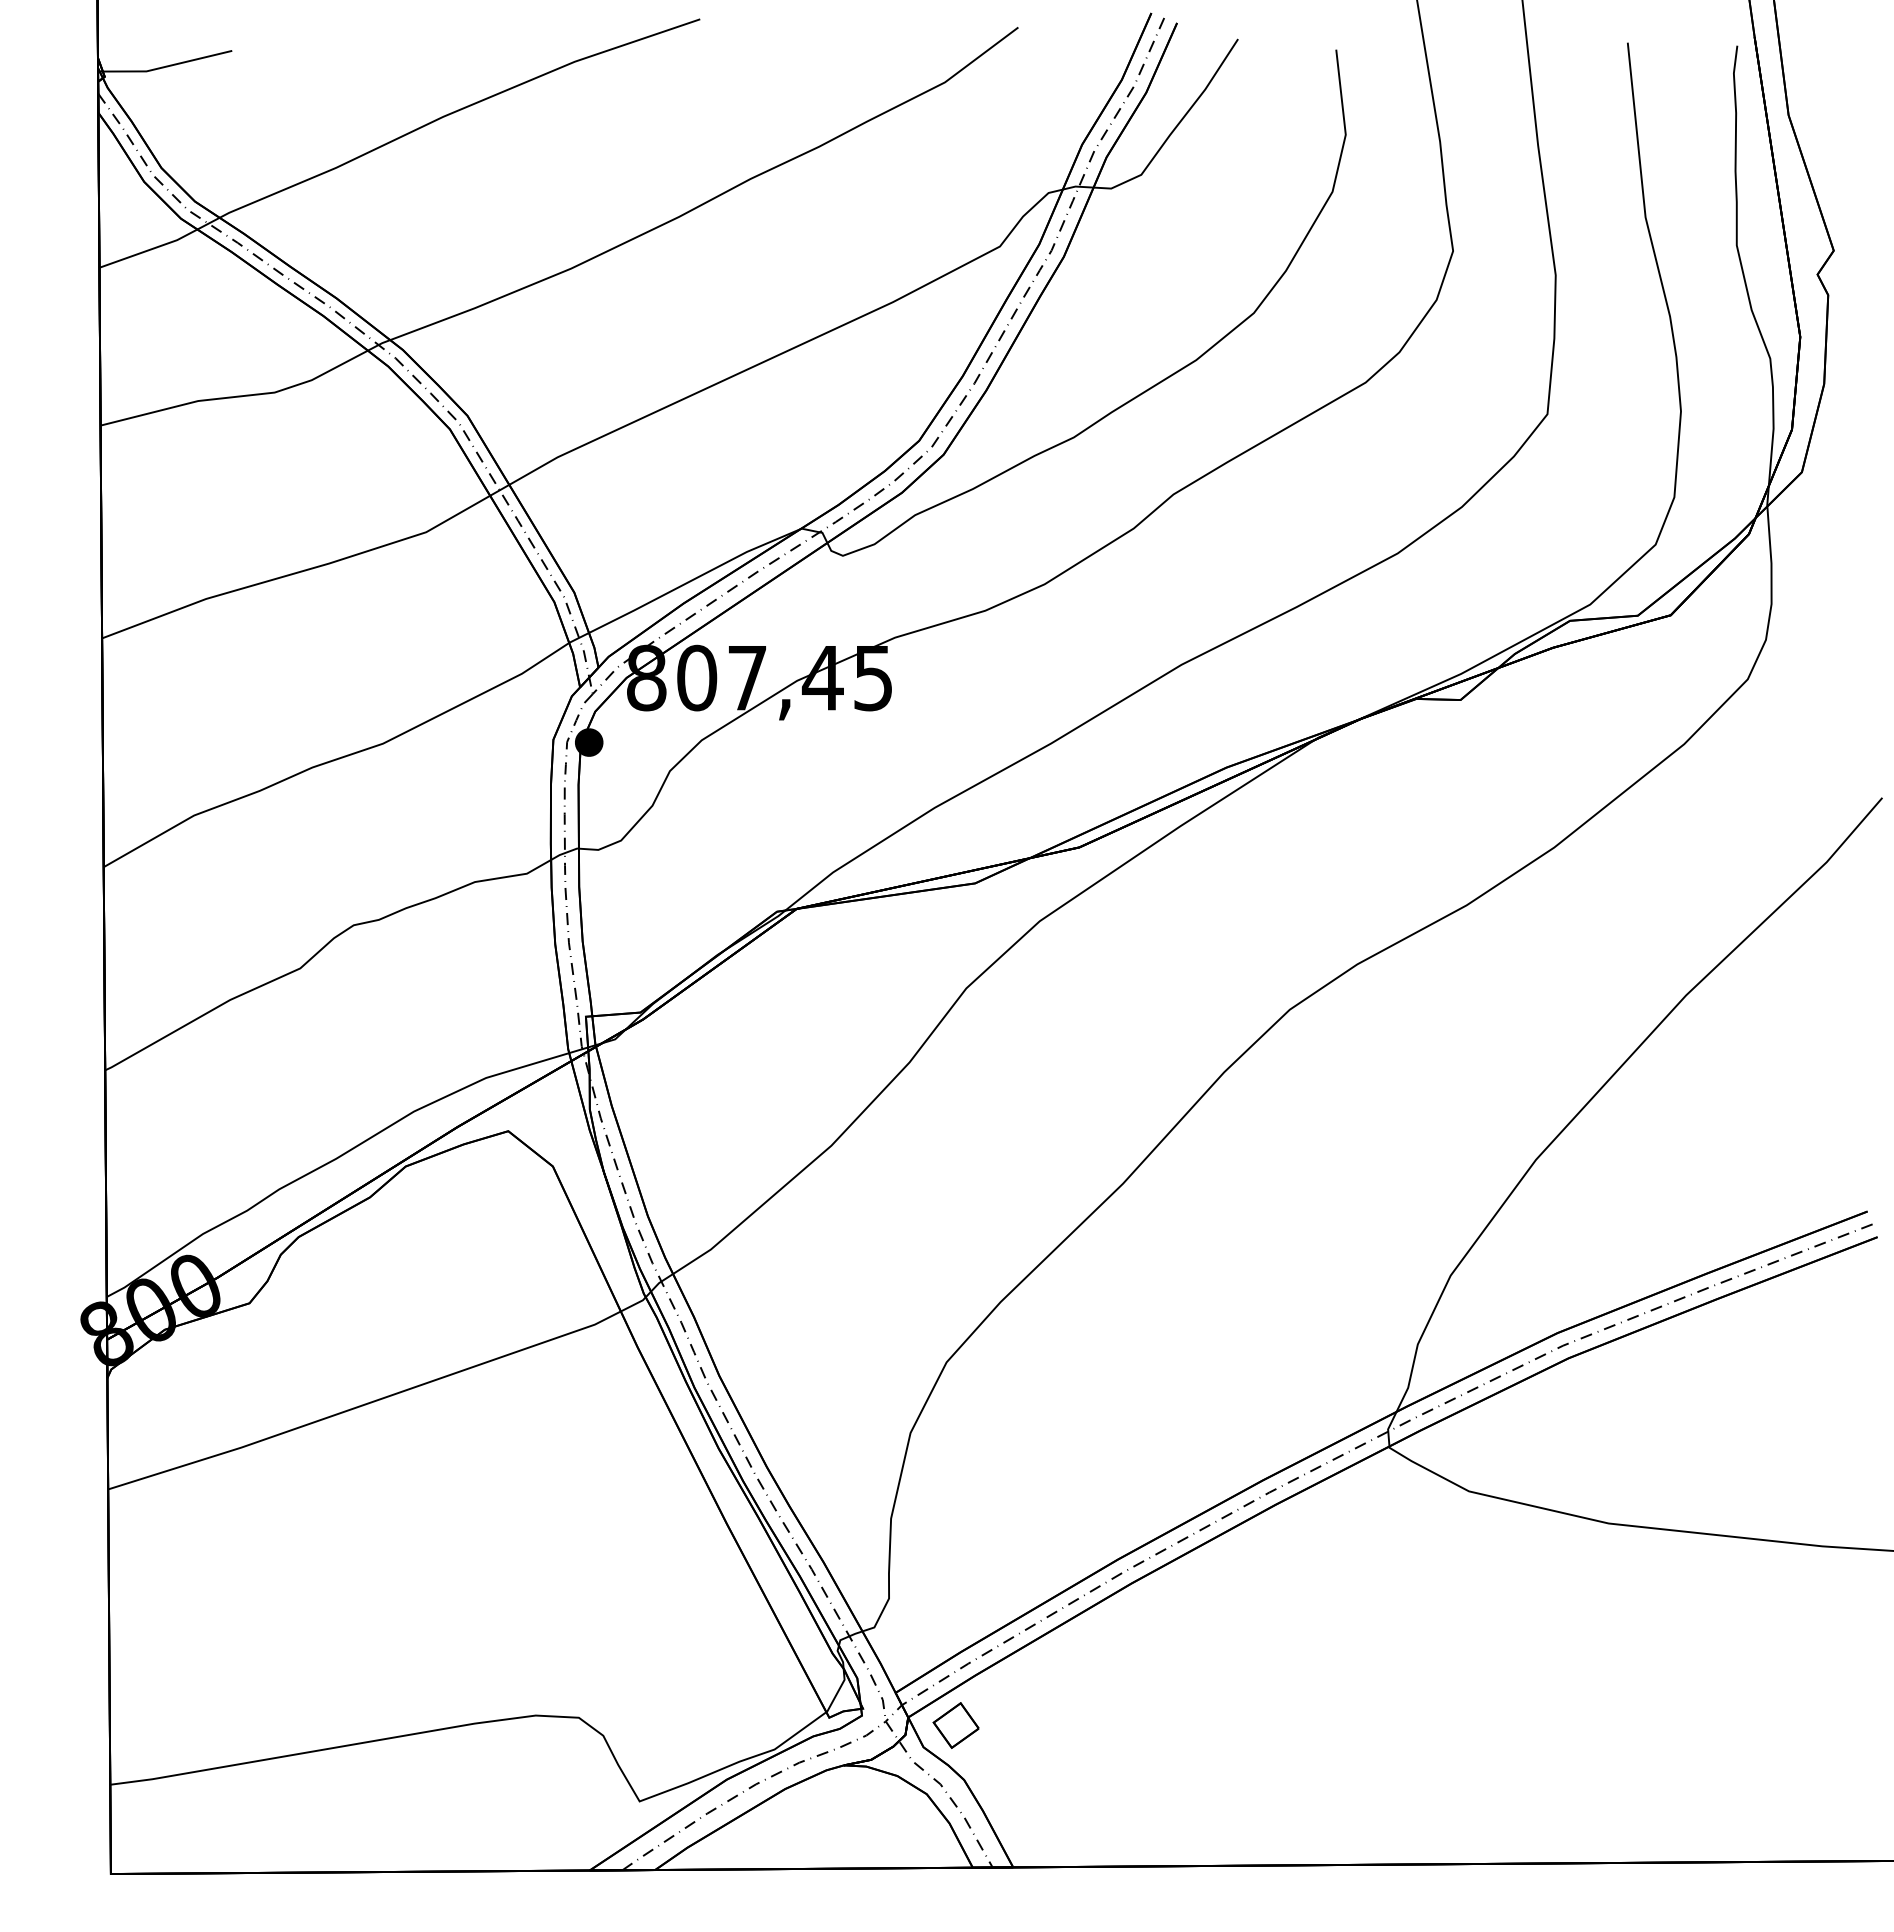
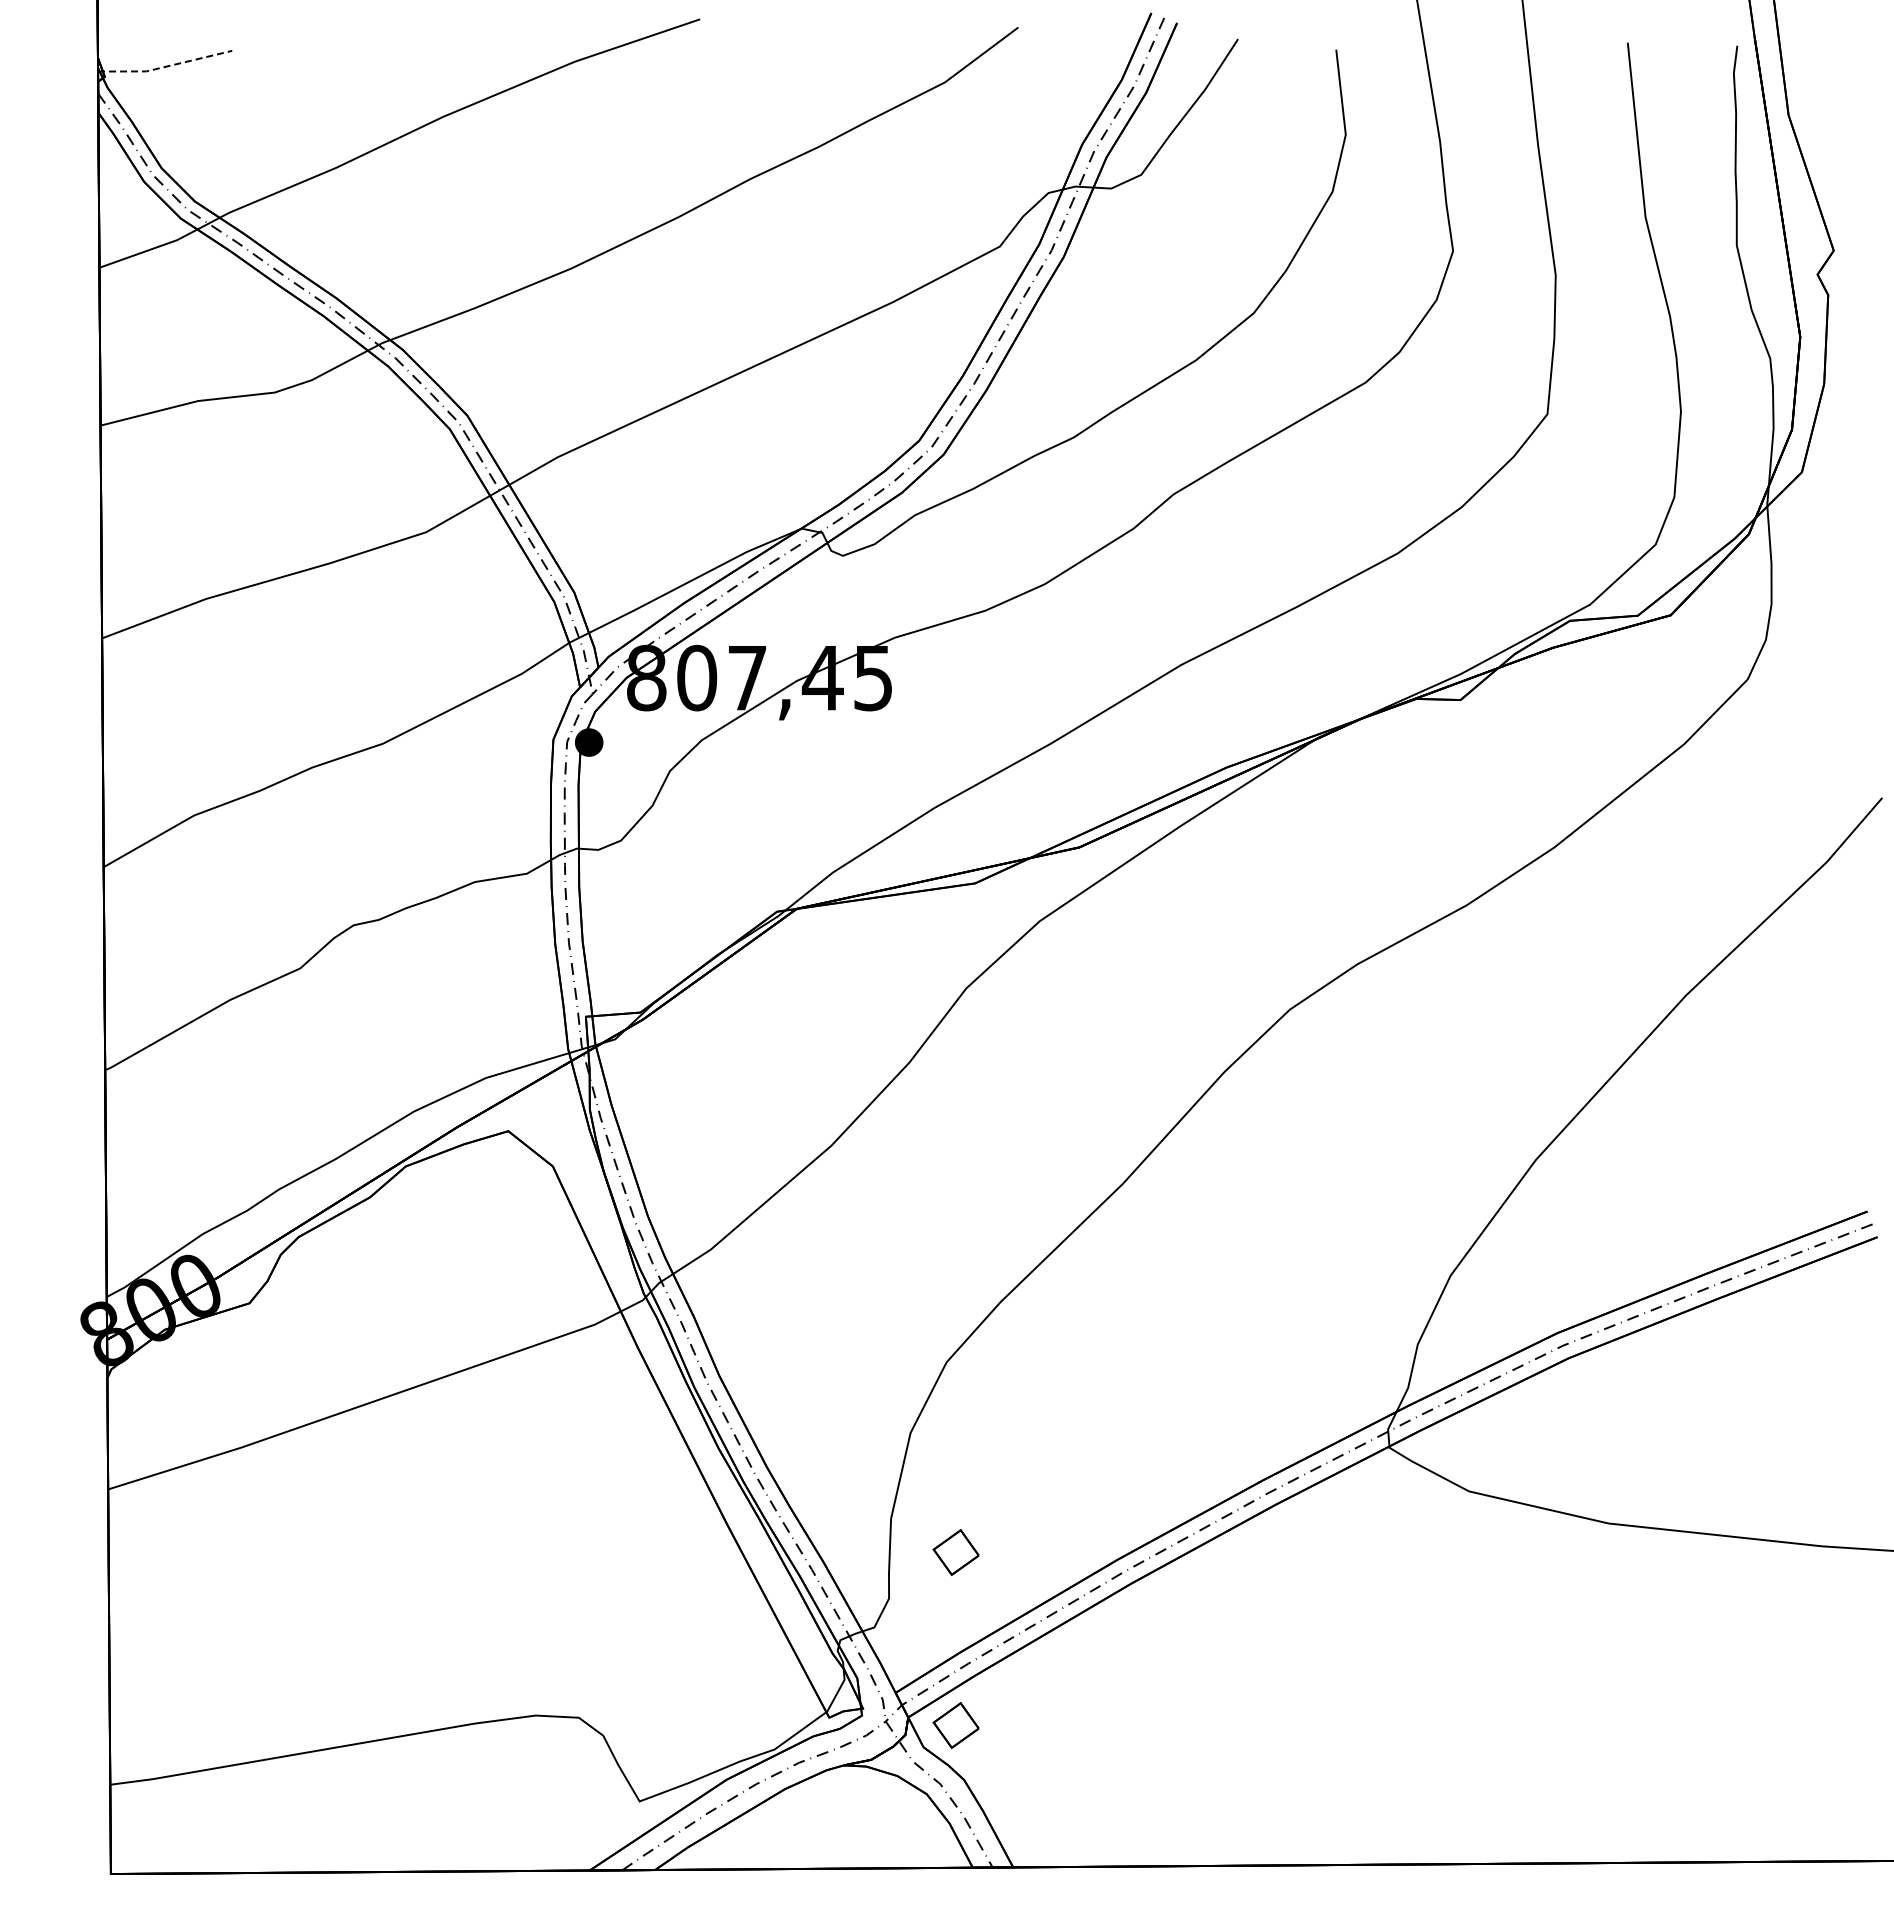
line: solid -> dashed (165, 66)
part: none -> present (955, 1552)
